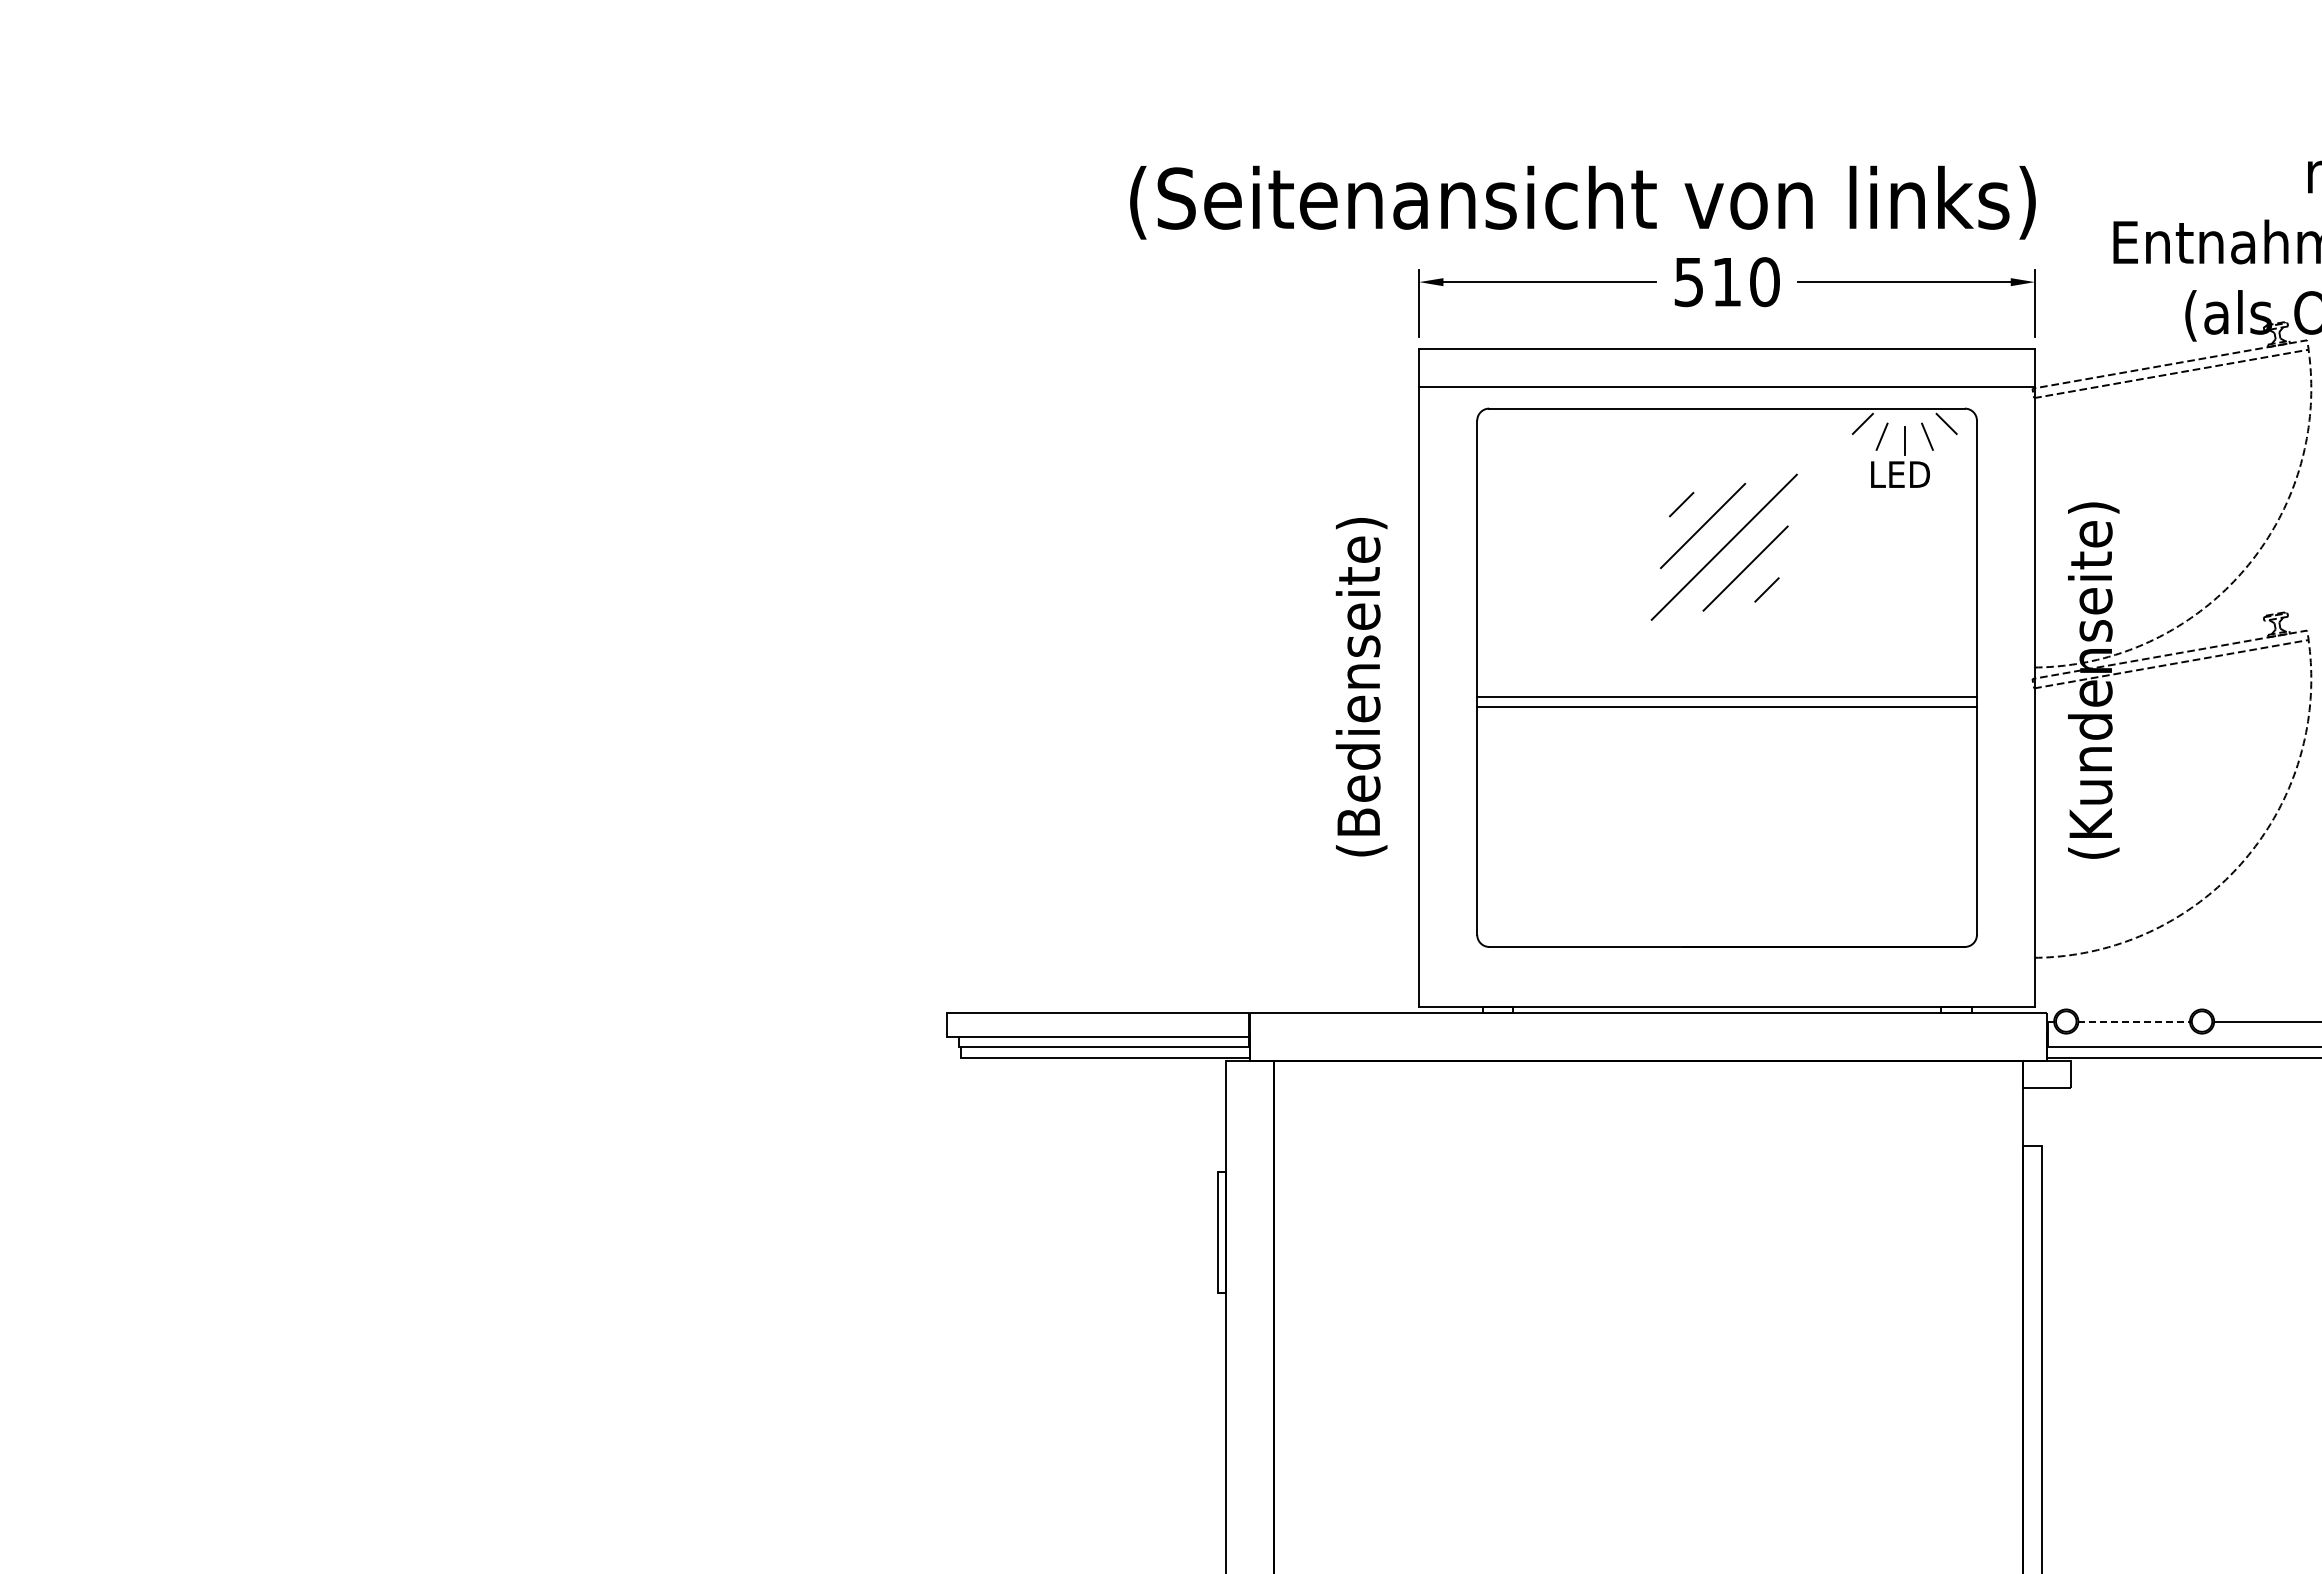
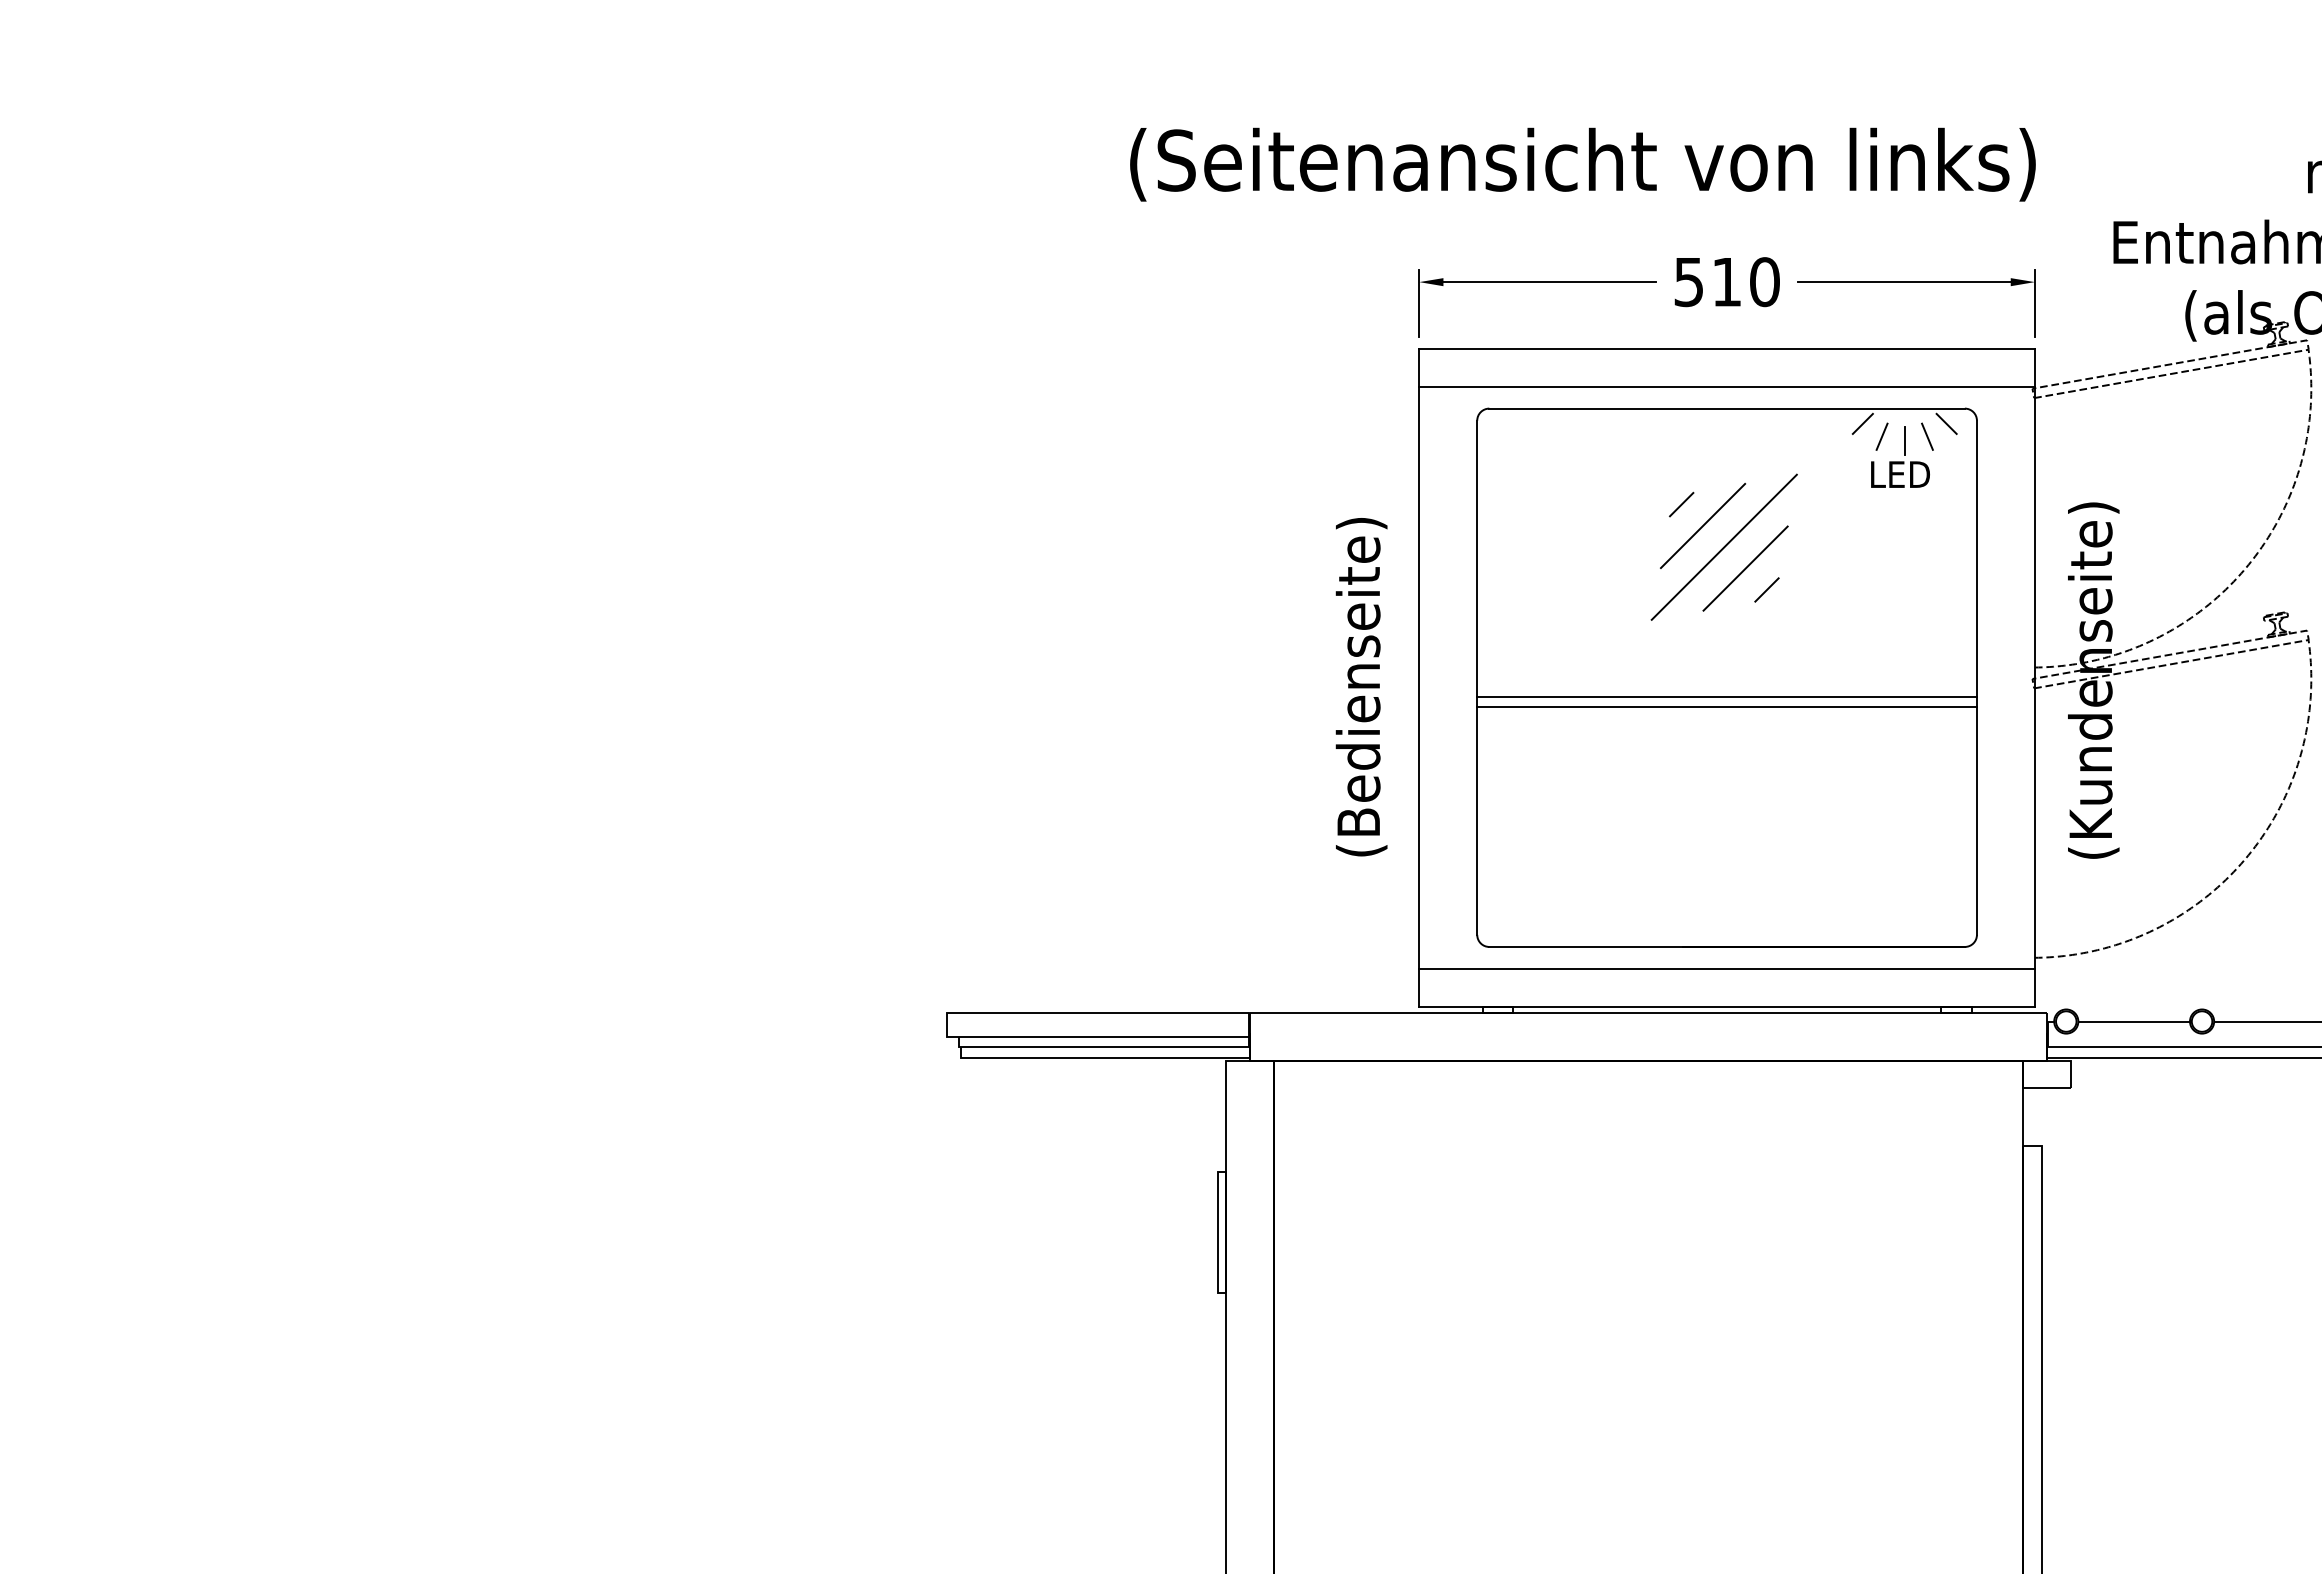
text position: (1582, 202) -> (1582, 164) (1582, 164)
line: none -> present (1726, 968)
line: dashed -> solid (2134, 1021)
